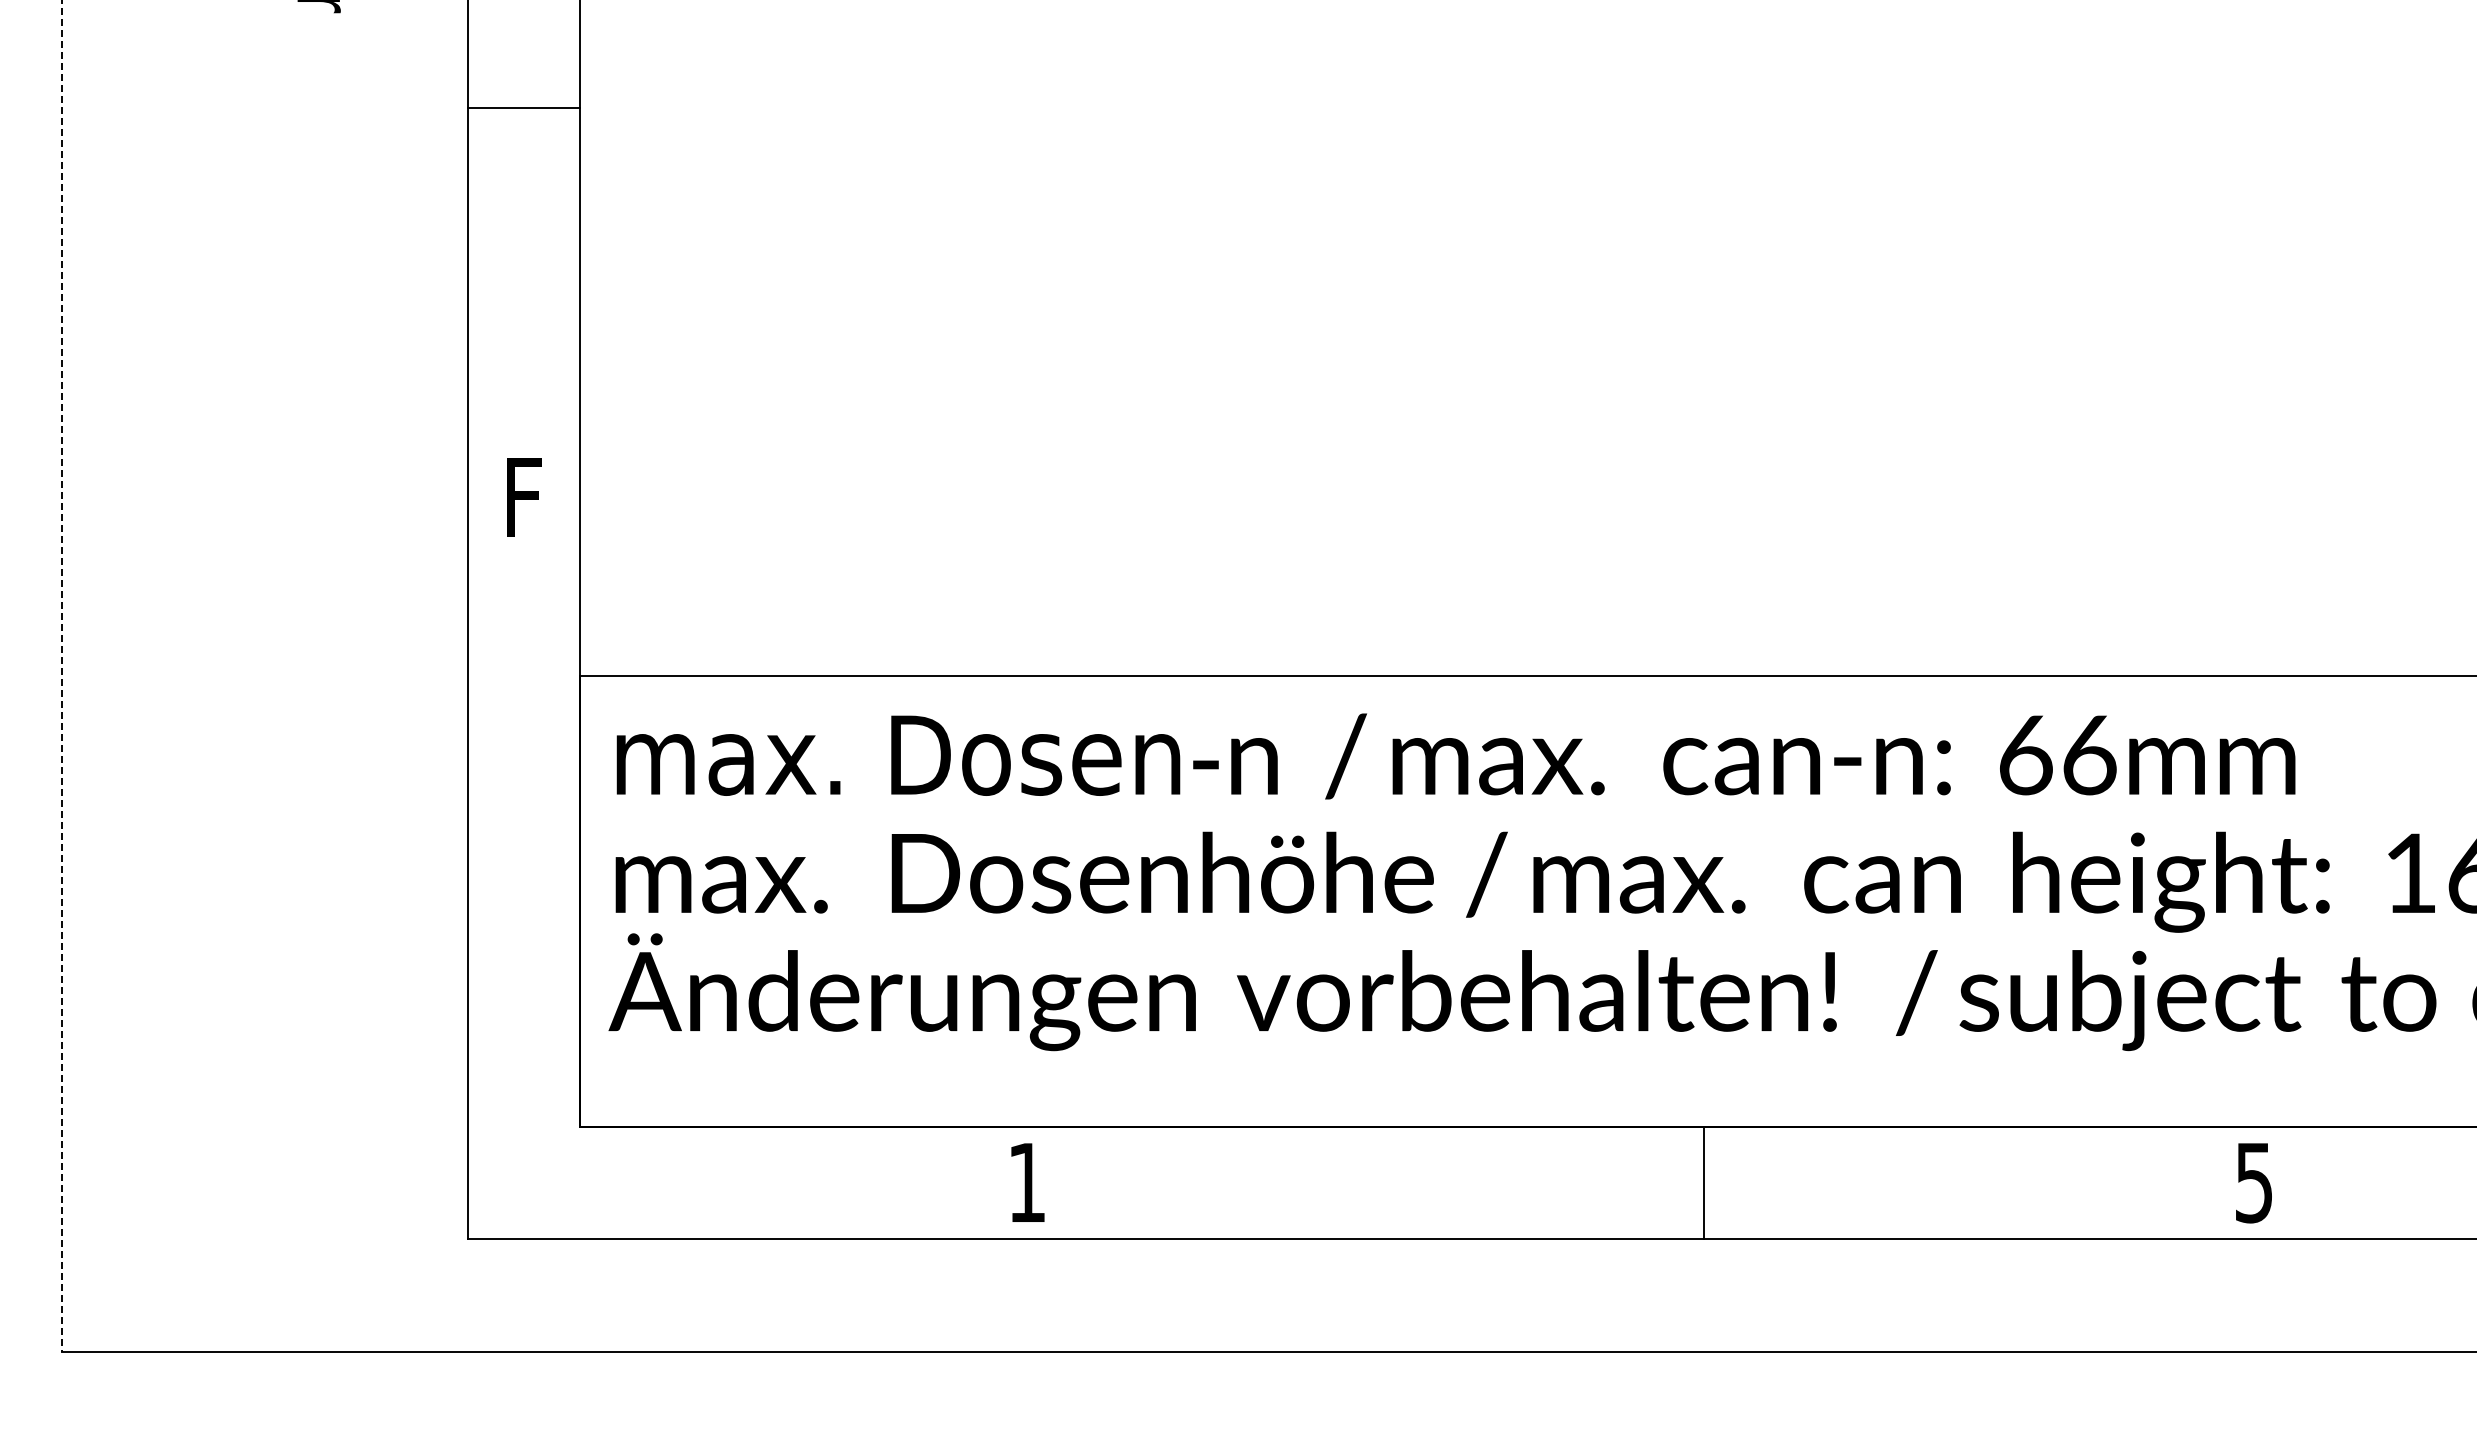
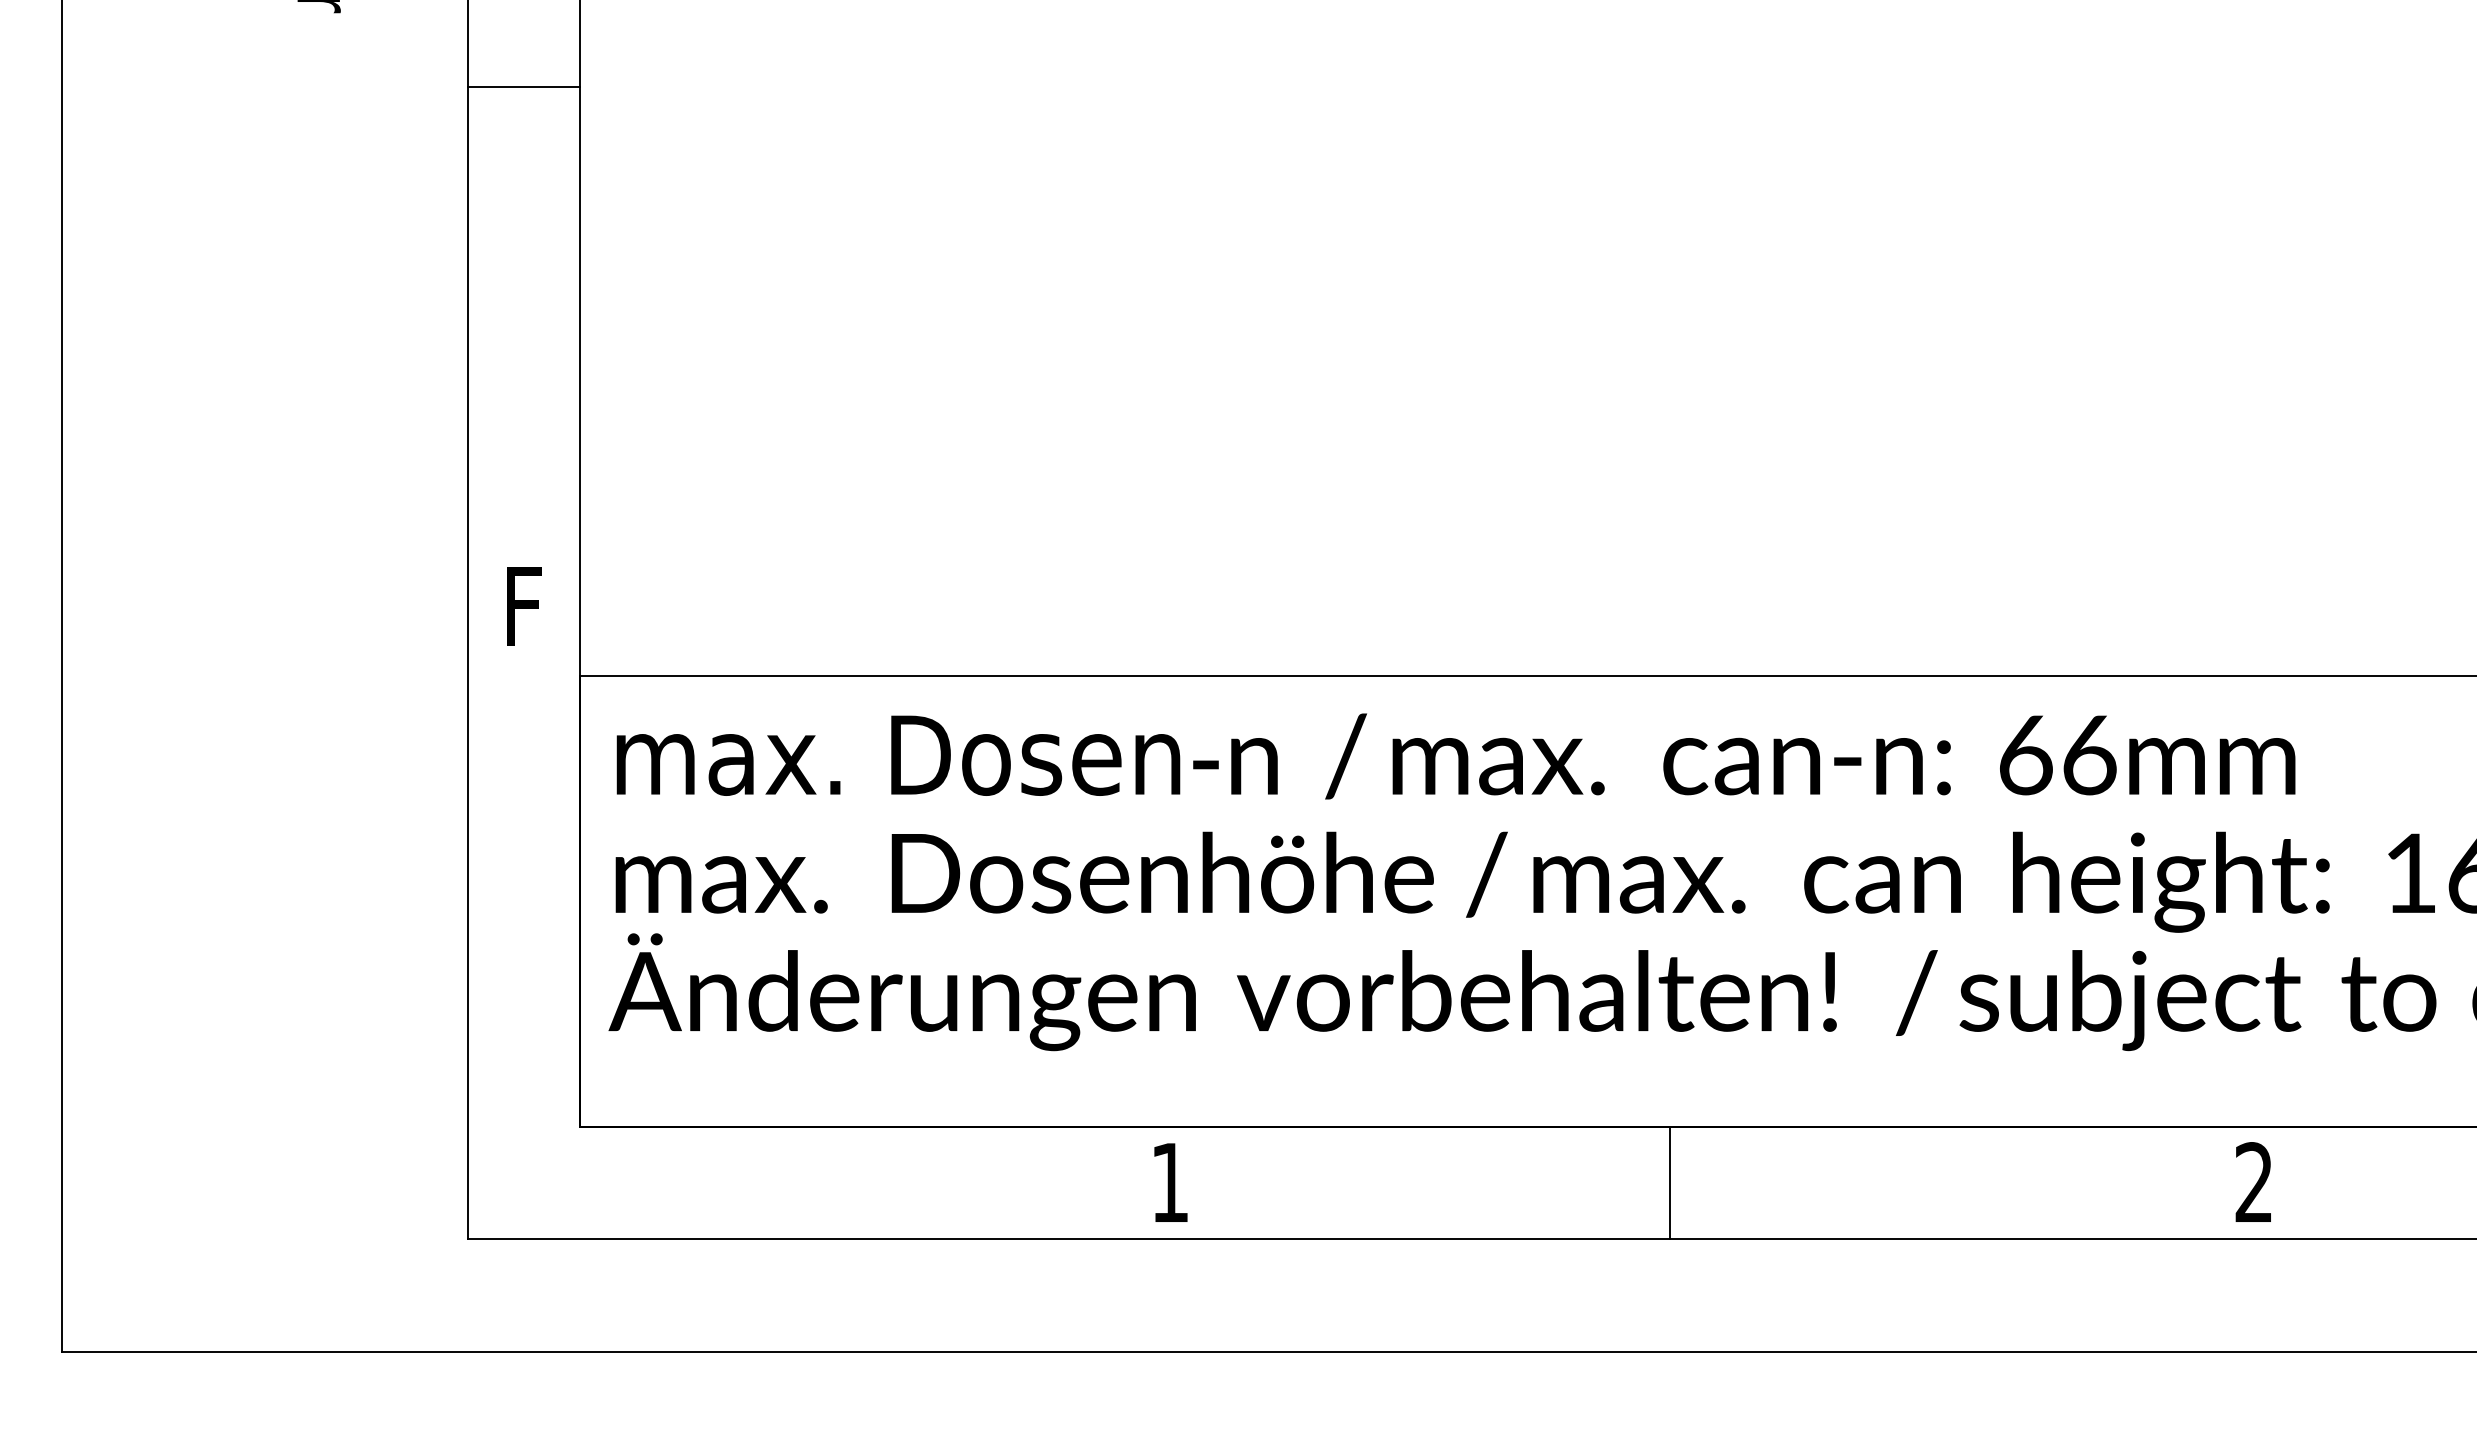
line position: (523, 107) -> (523, 86) (523, 86)
text position: (524, 497) -> (524, 606) (524, 606)
line: dashed -> solid (62, 676)
text position: (1027, 1182) -> (1170, 1182) (1170, 1182)
line position: (1704, 1182) -> (1670, 1182) (1670, 1182)
text: 5 -> 2 (2253, 1182)
